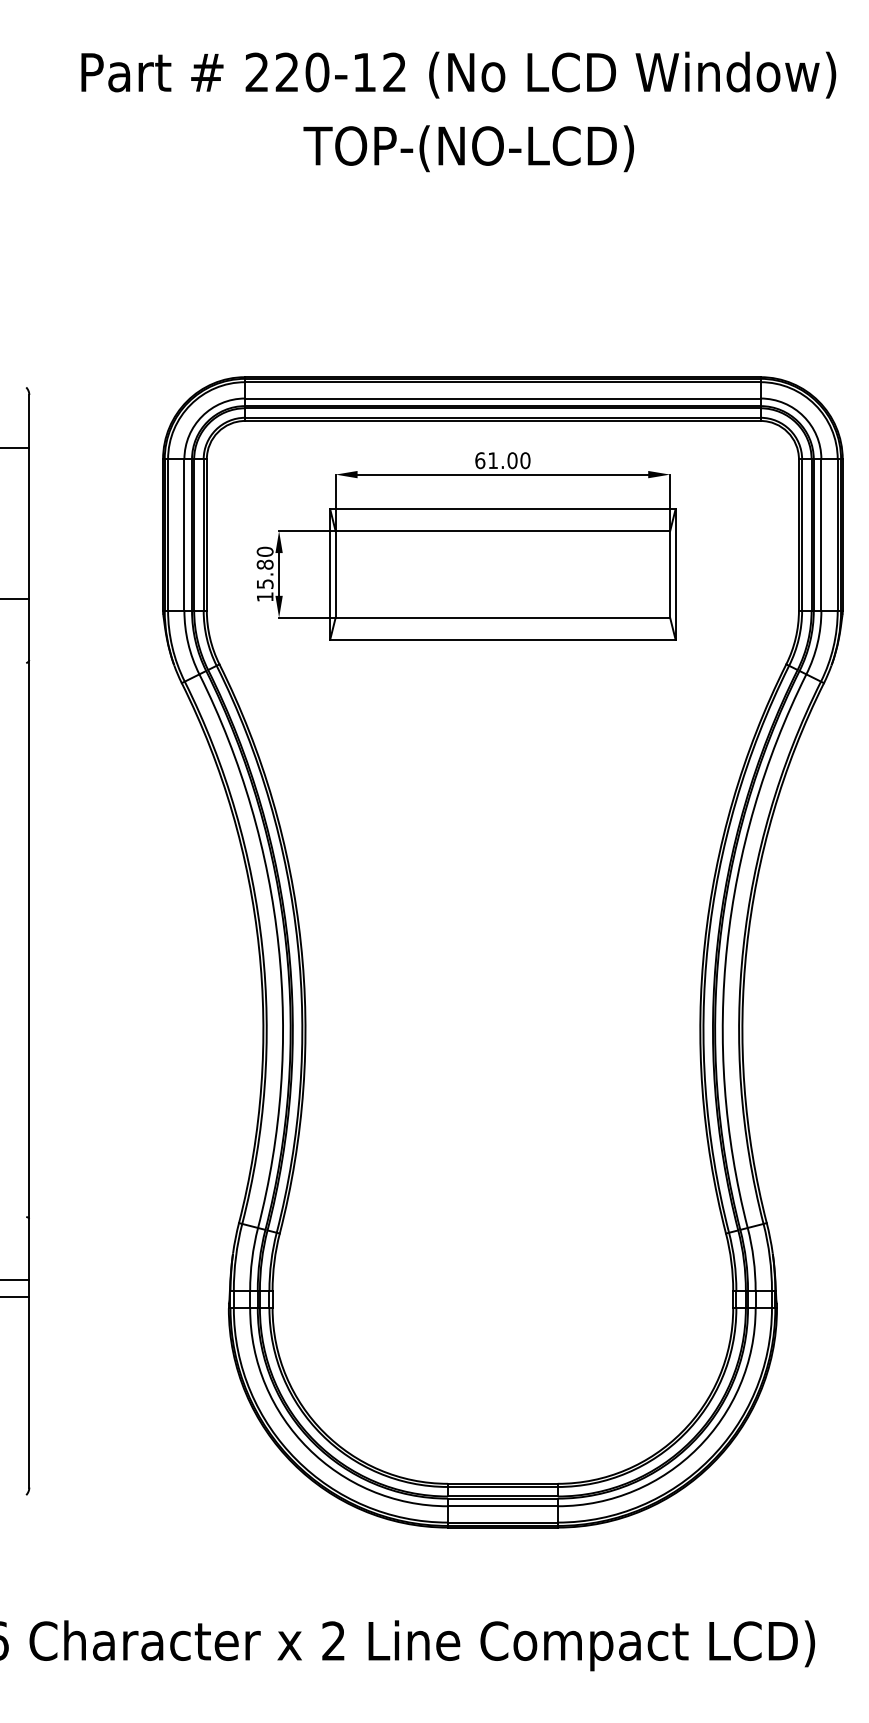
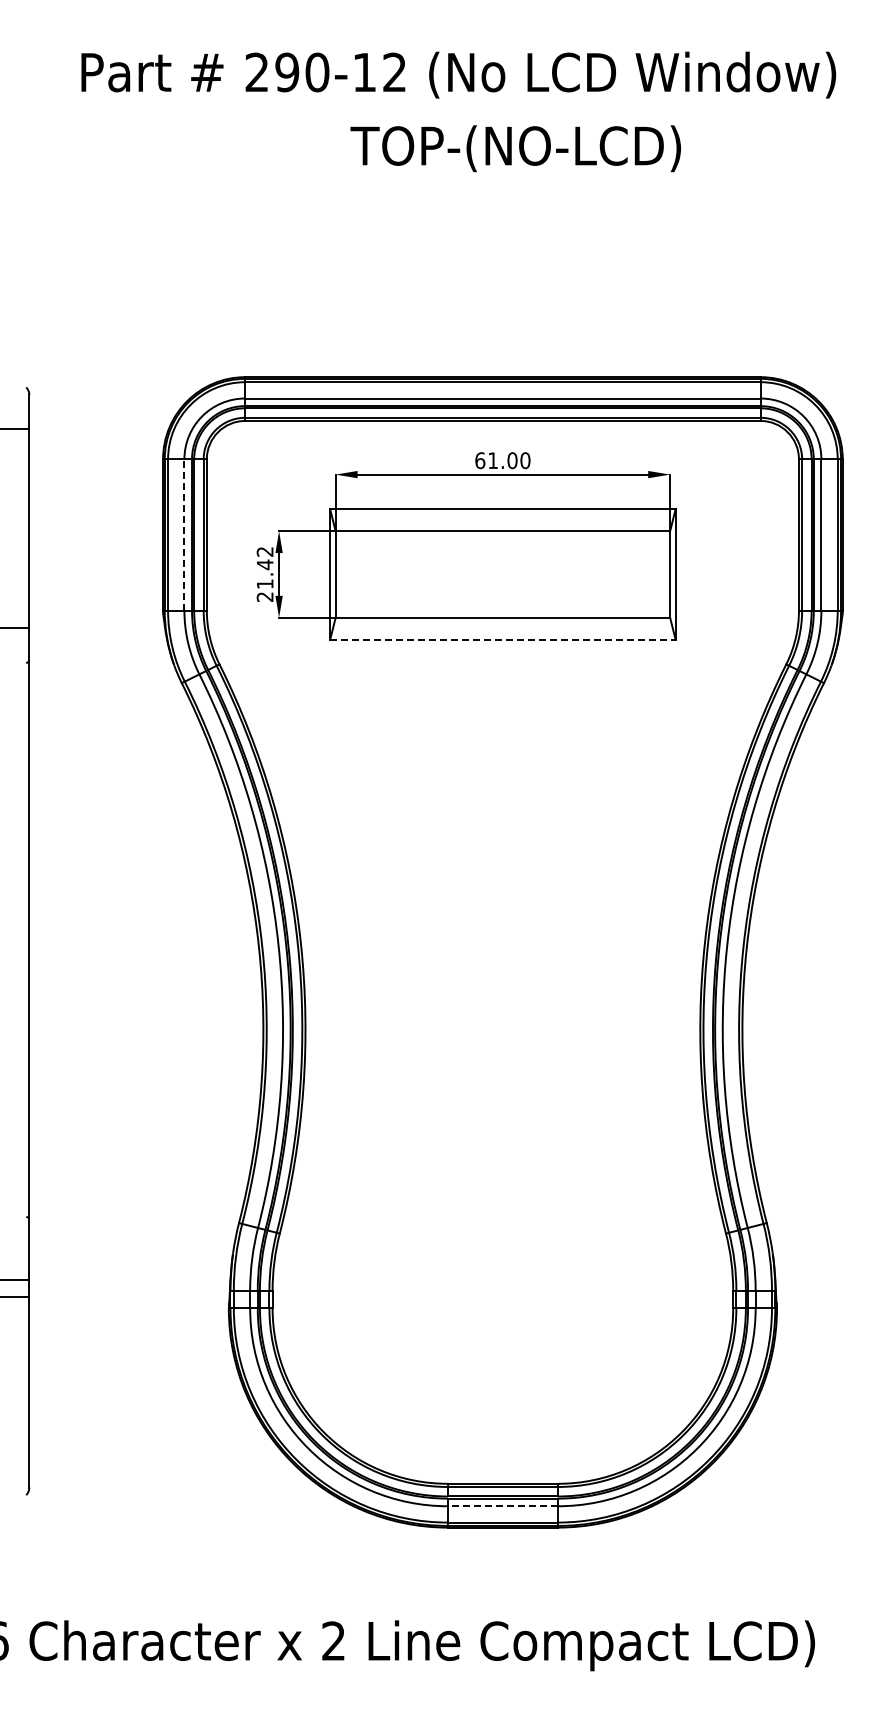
text: 220-12 -> 290-12 (287, 72)
text position: (468, 148) -> (515, 148) (515, 148)
line position: (15, 448) -> (15, 429) (15, 429)
line: solid -> dashed (184, 534)
text: 15.80 -> 21.42 (264, 573)
line position: (15, 599) -> (15, 628) (15, 628)
line: solid -> dashed (502, 639)
line: solid -> dashed (502, 1506)
